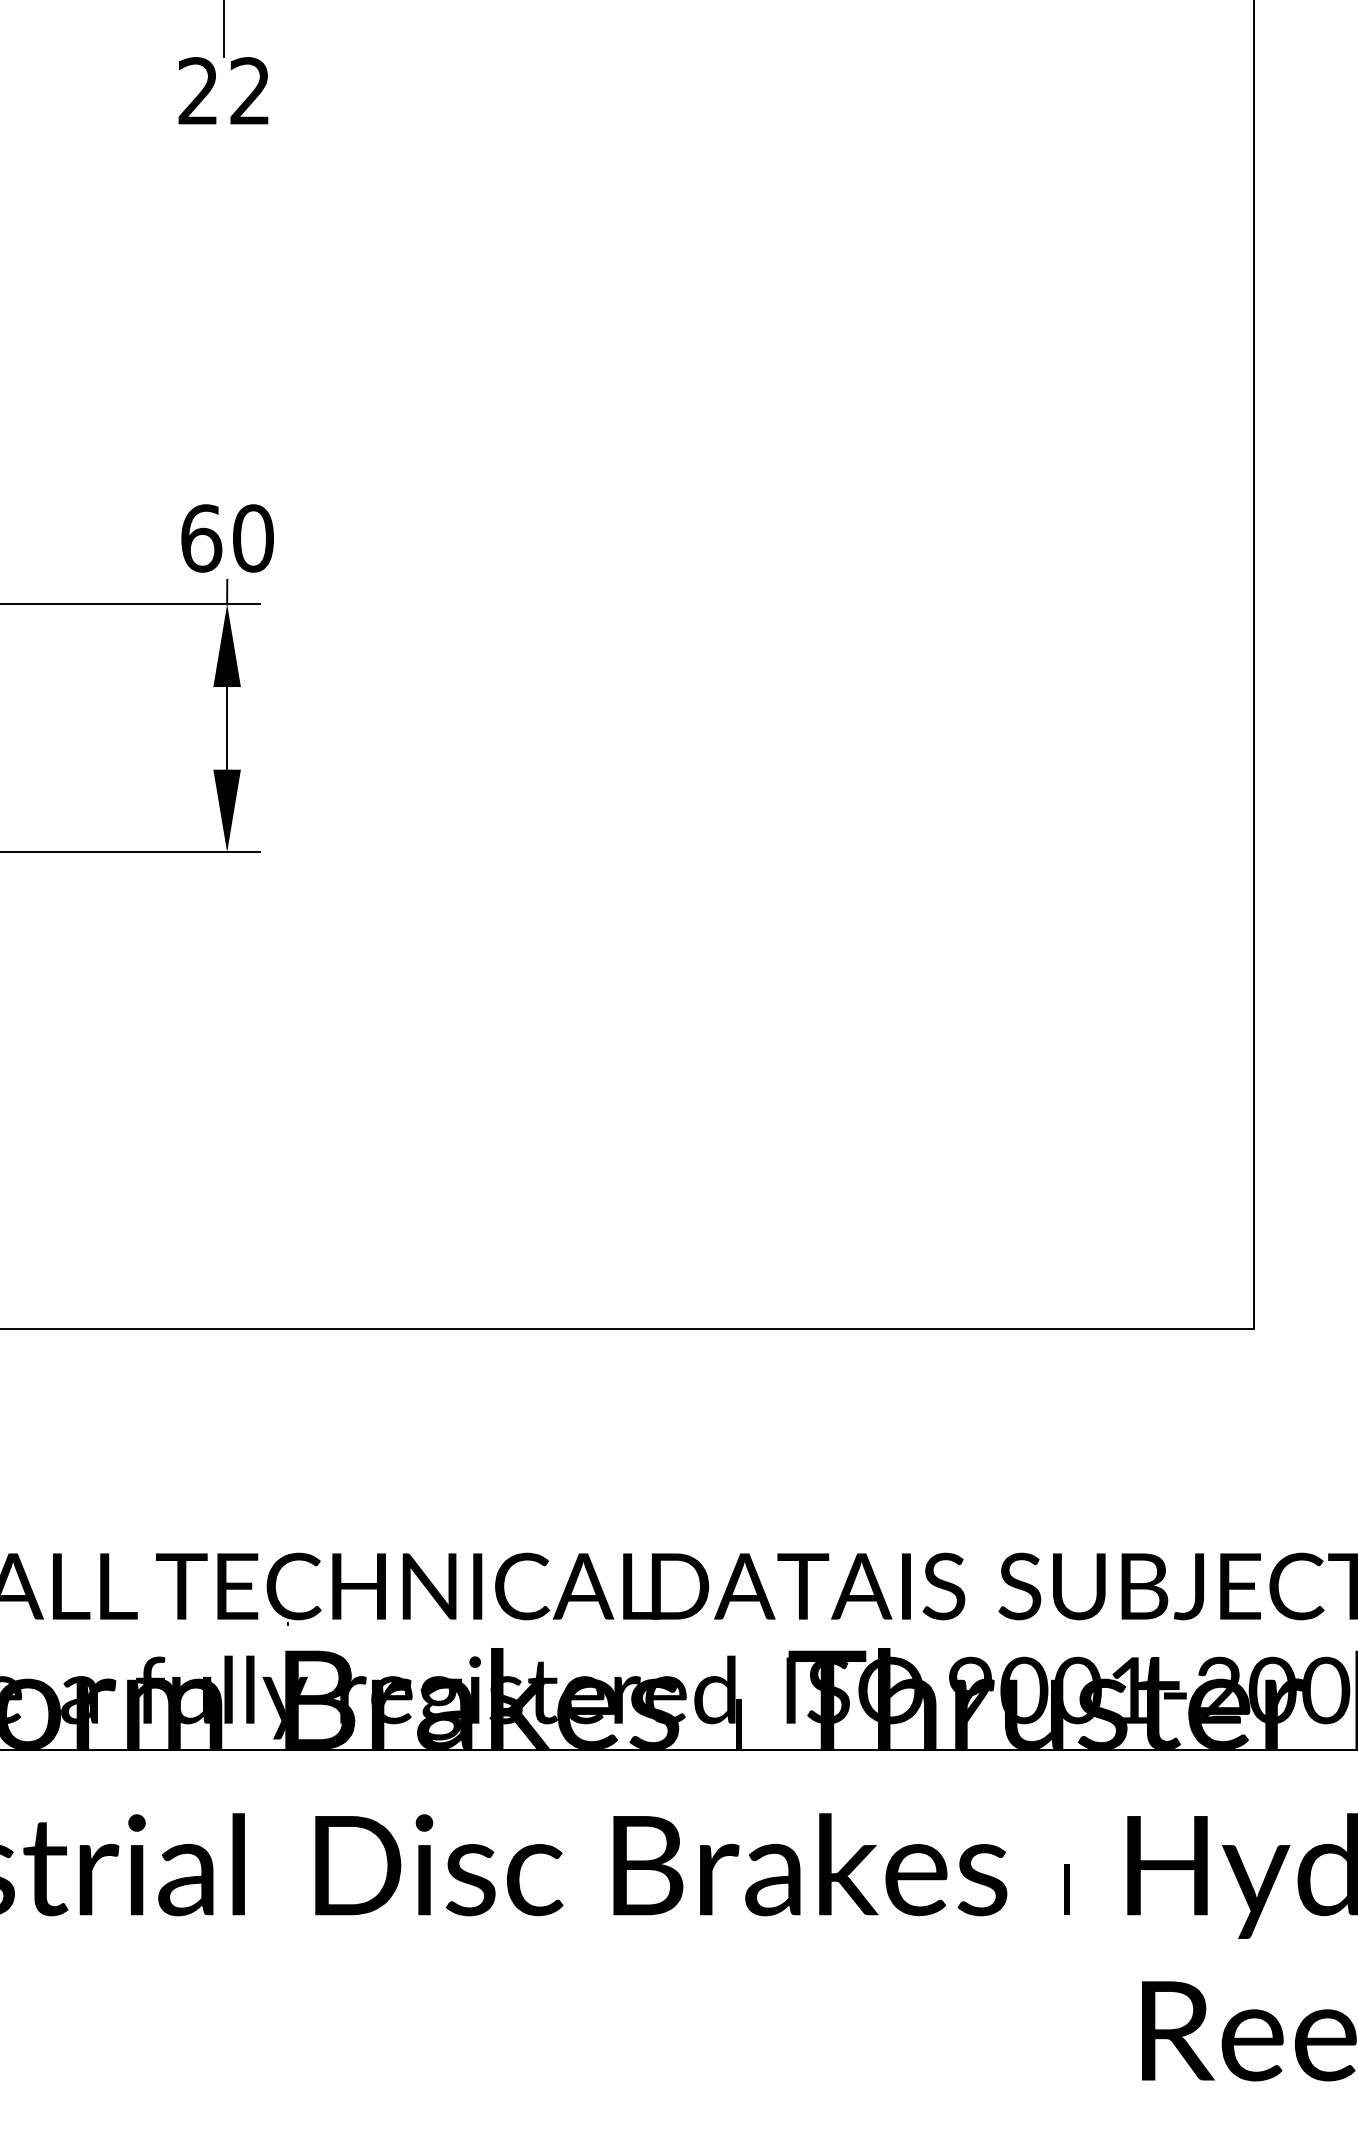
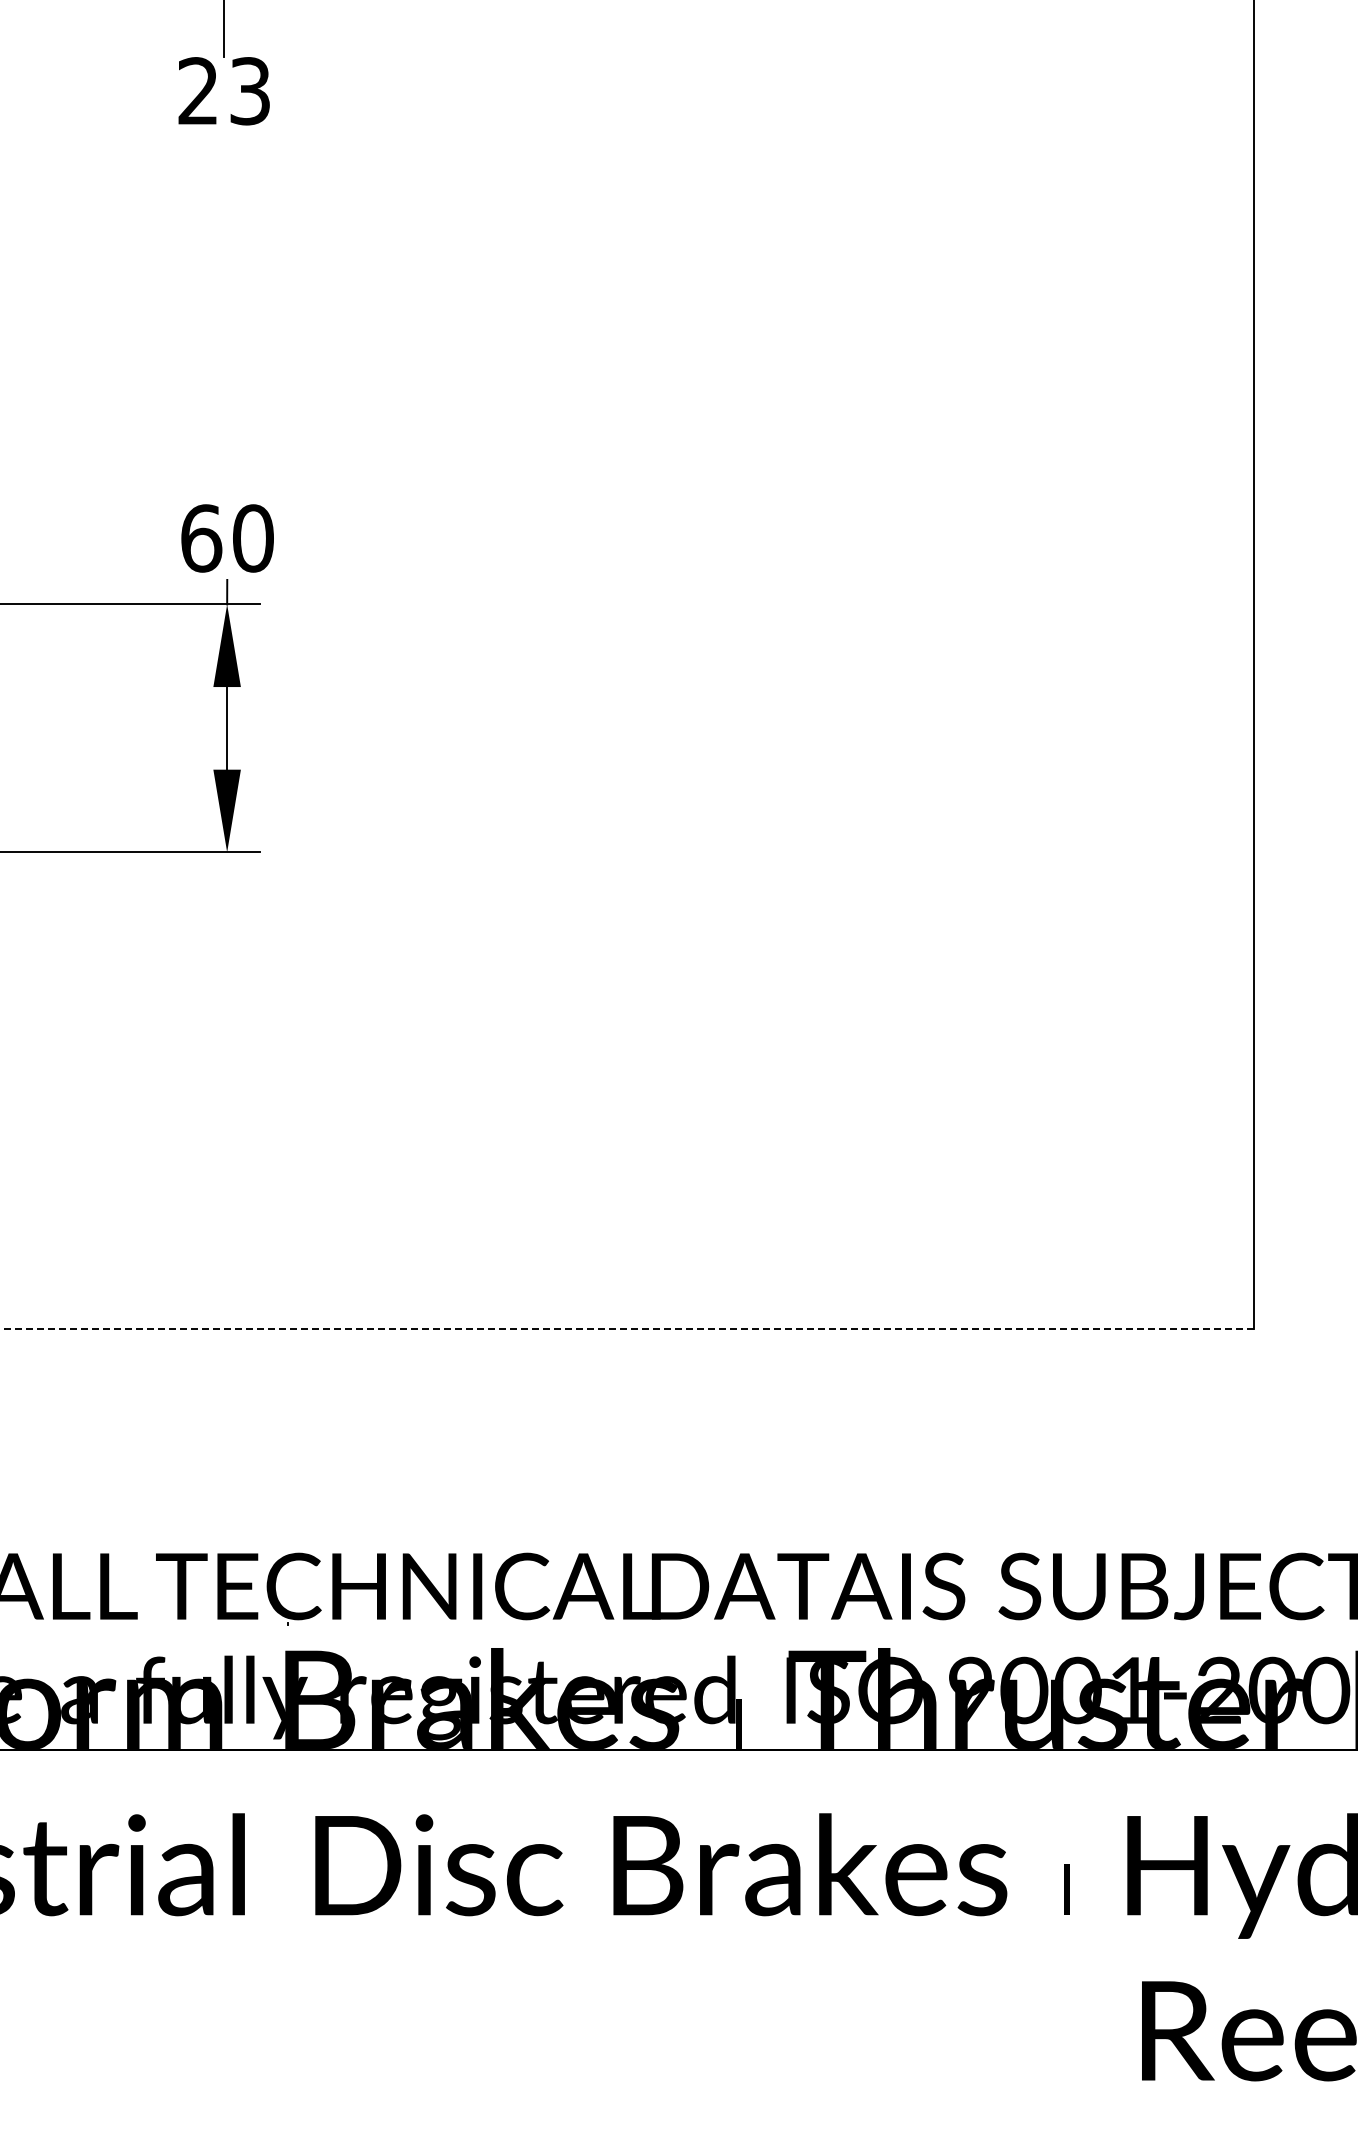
text: 22 -> 23 (249, 91)
line: solid -> dashed (626, 1328)
